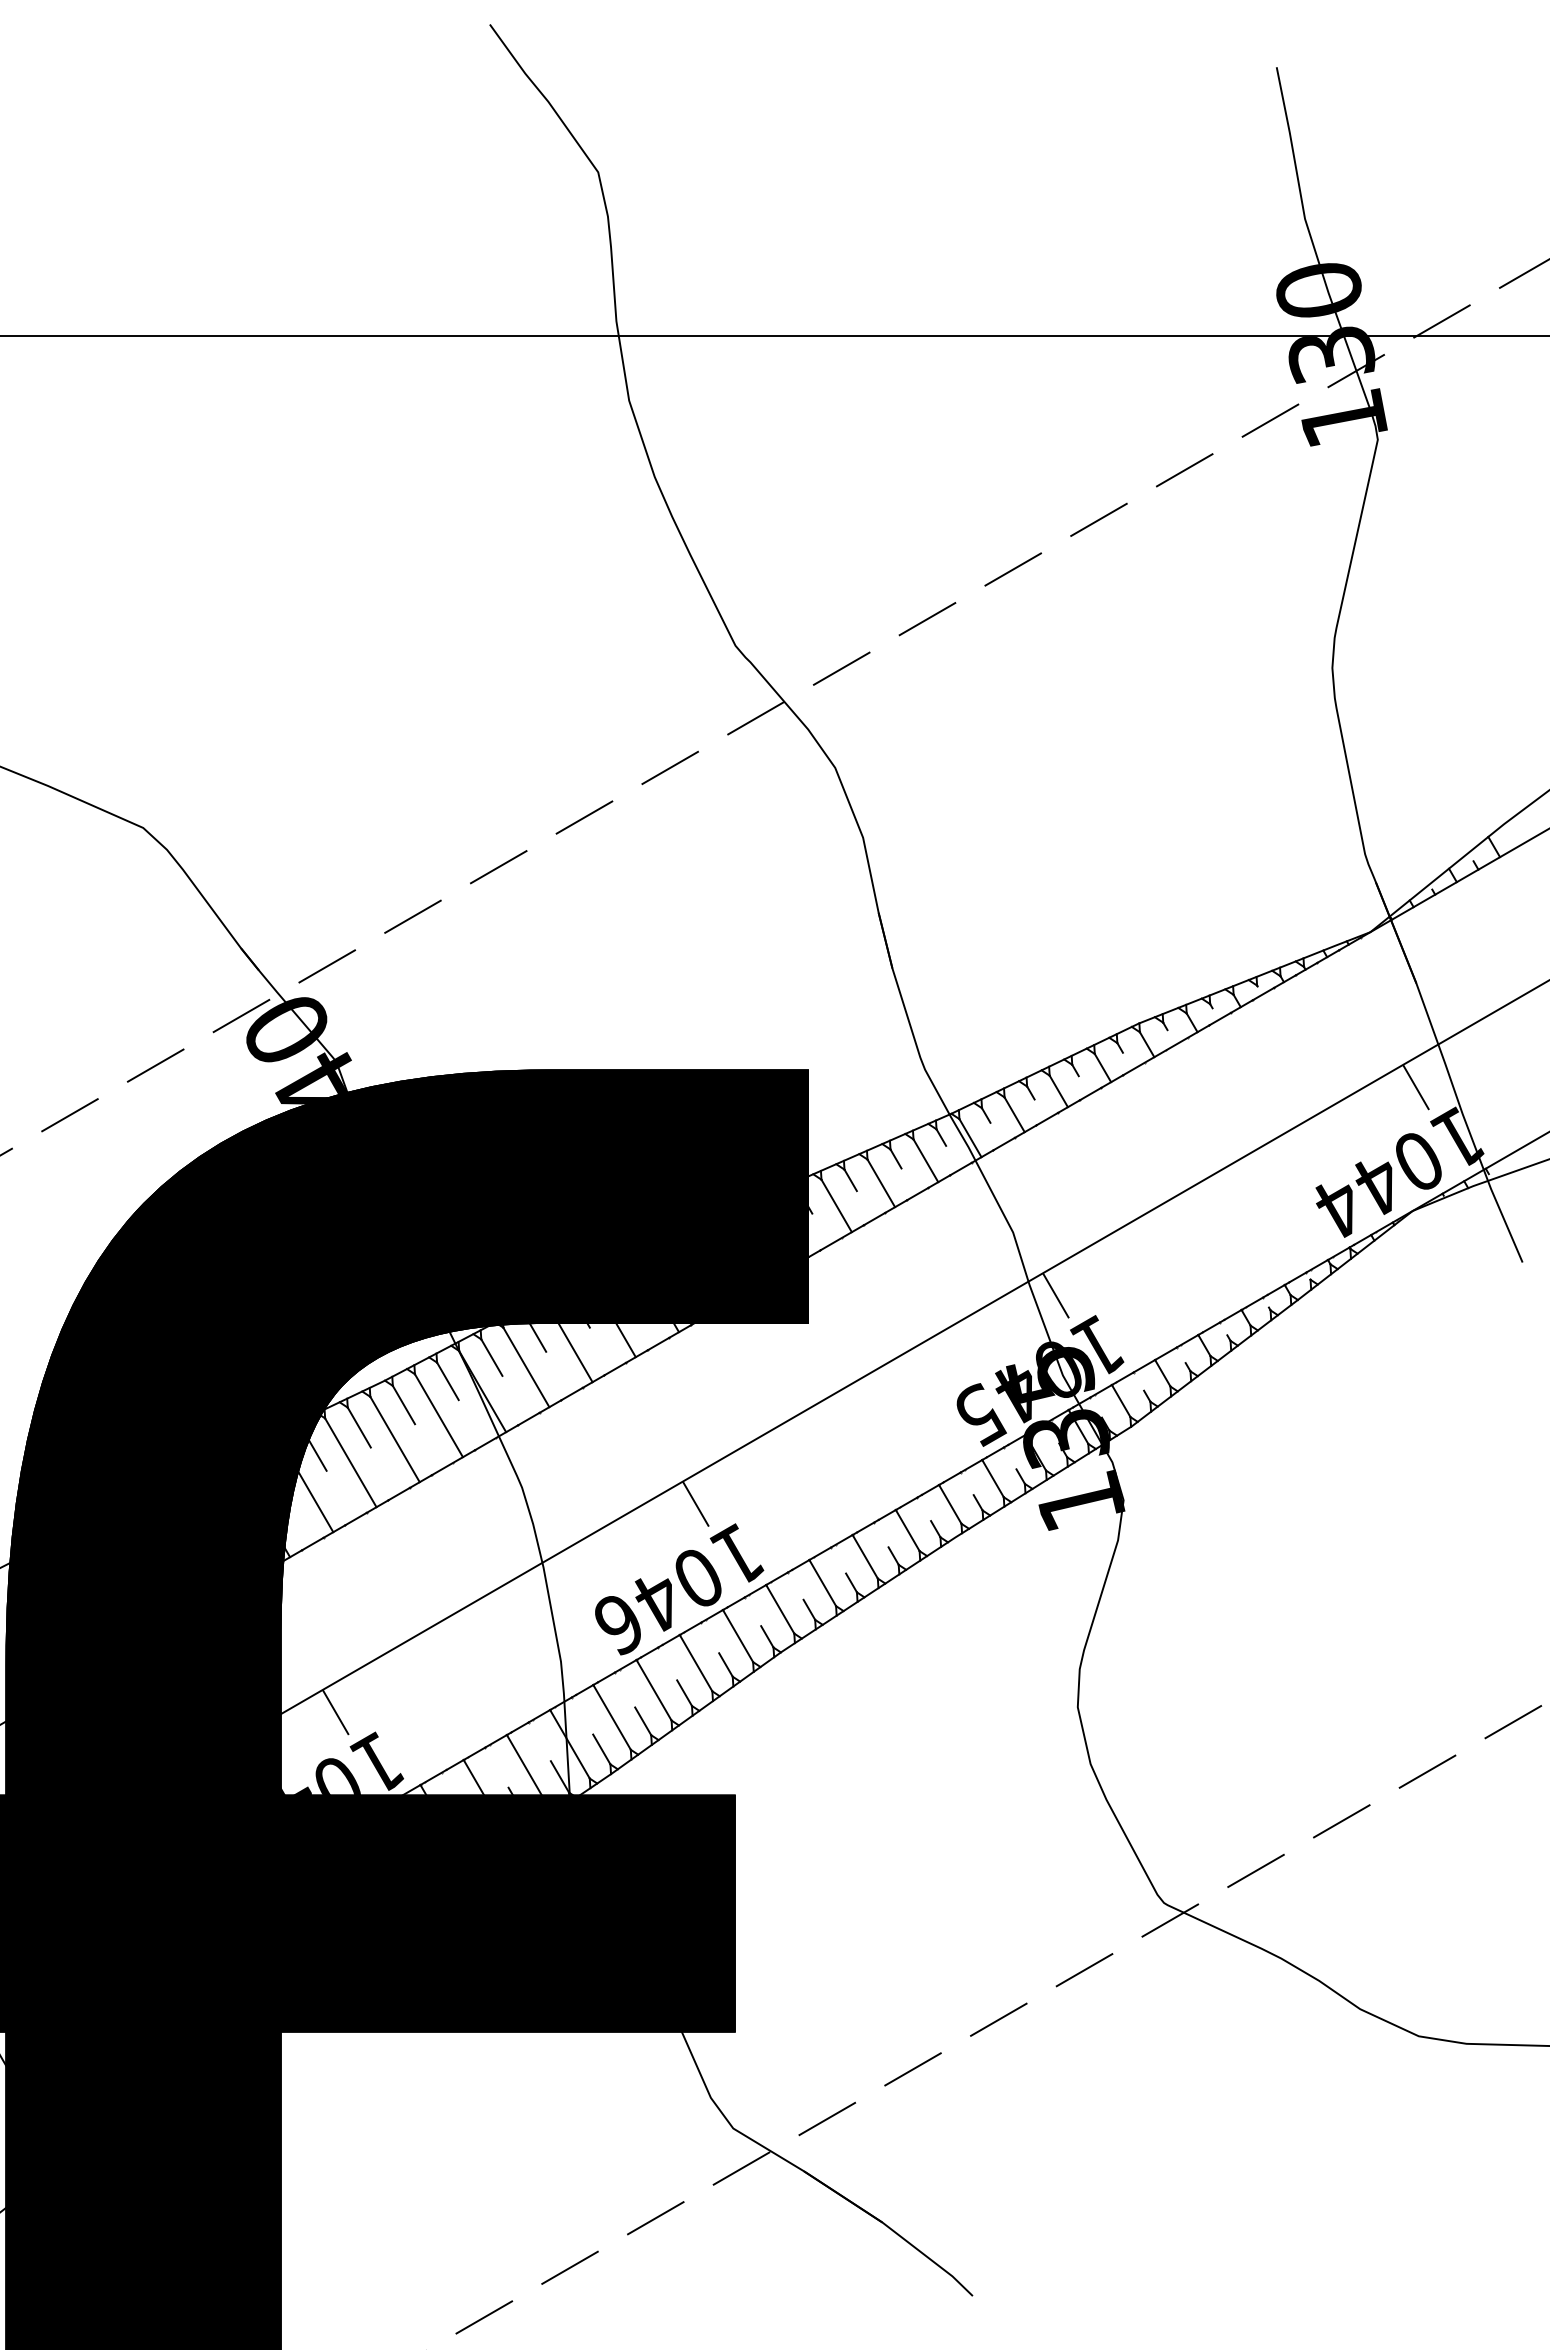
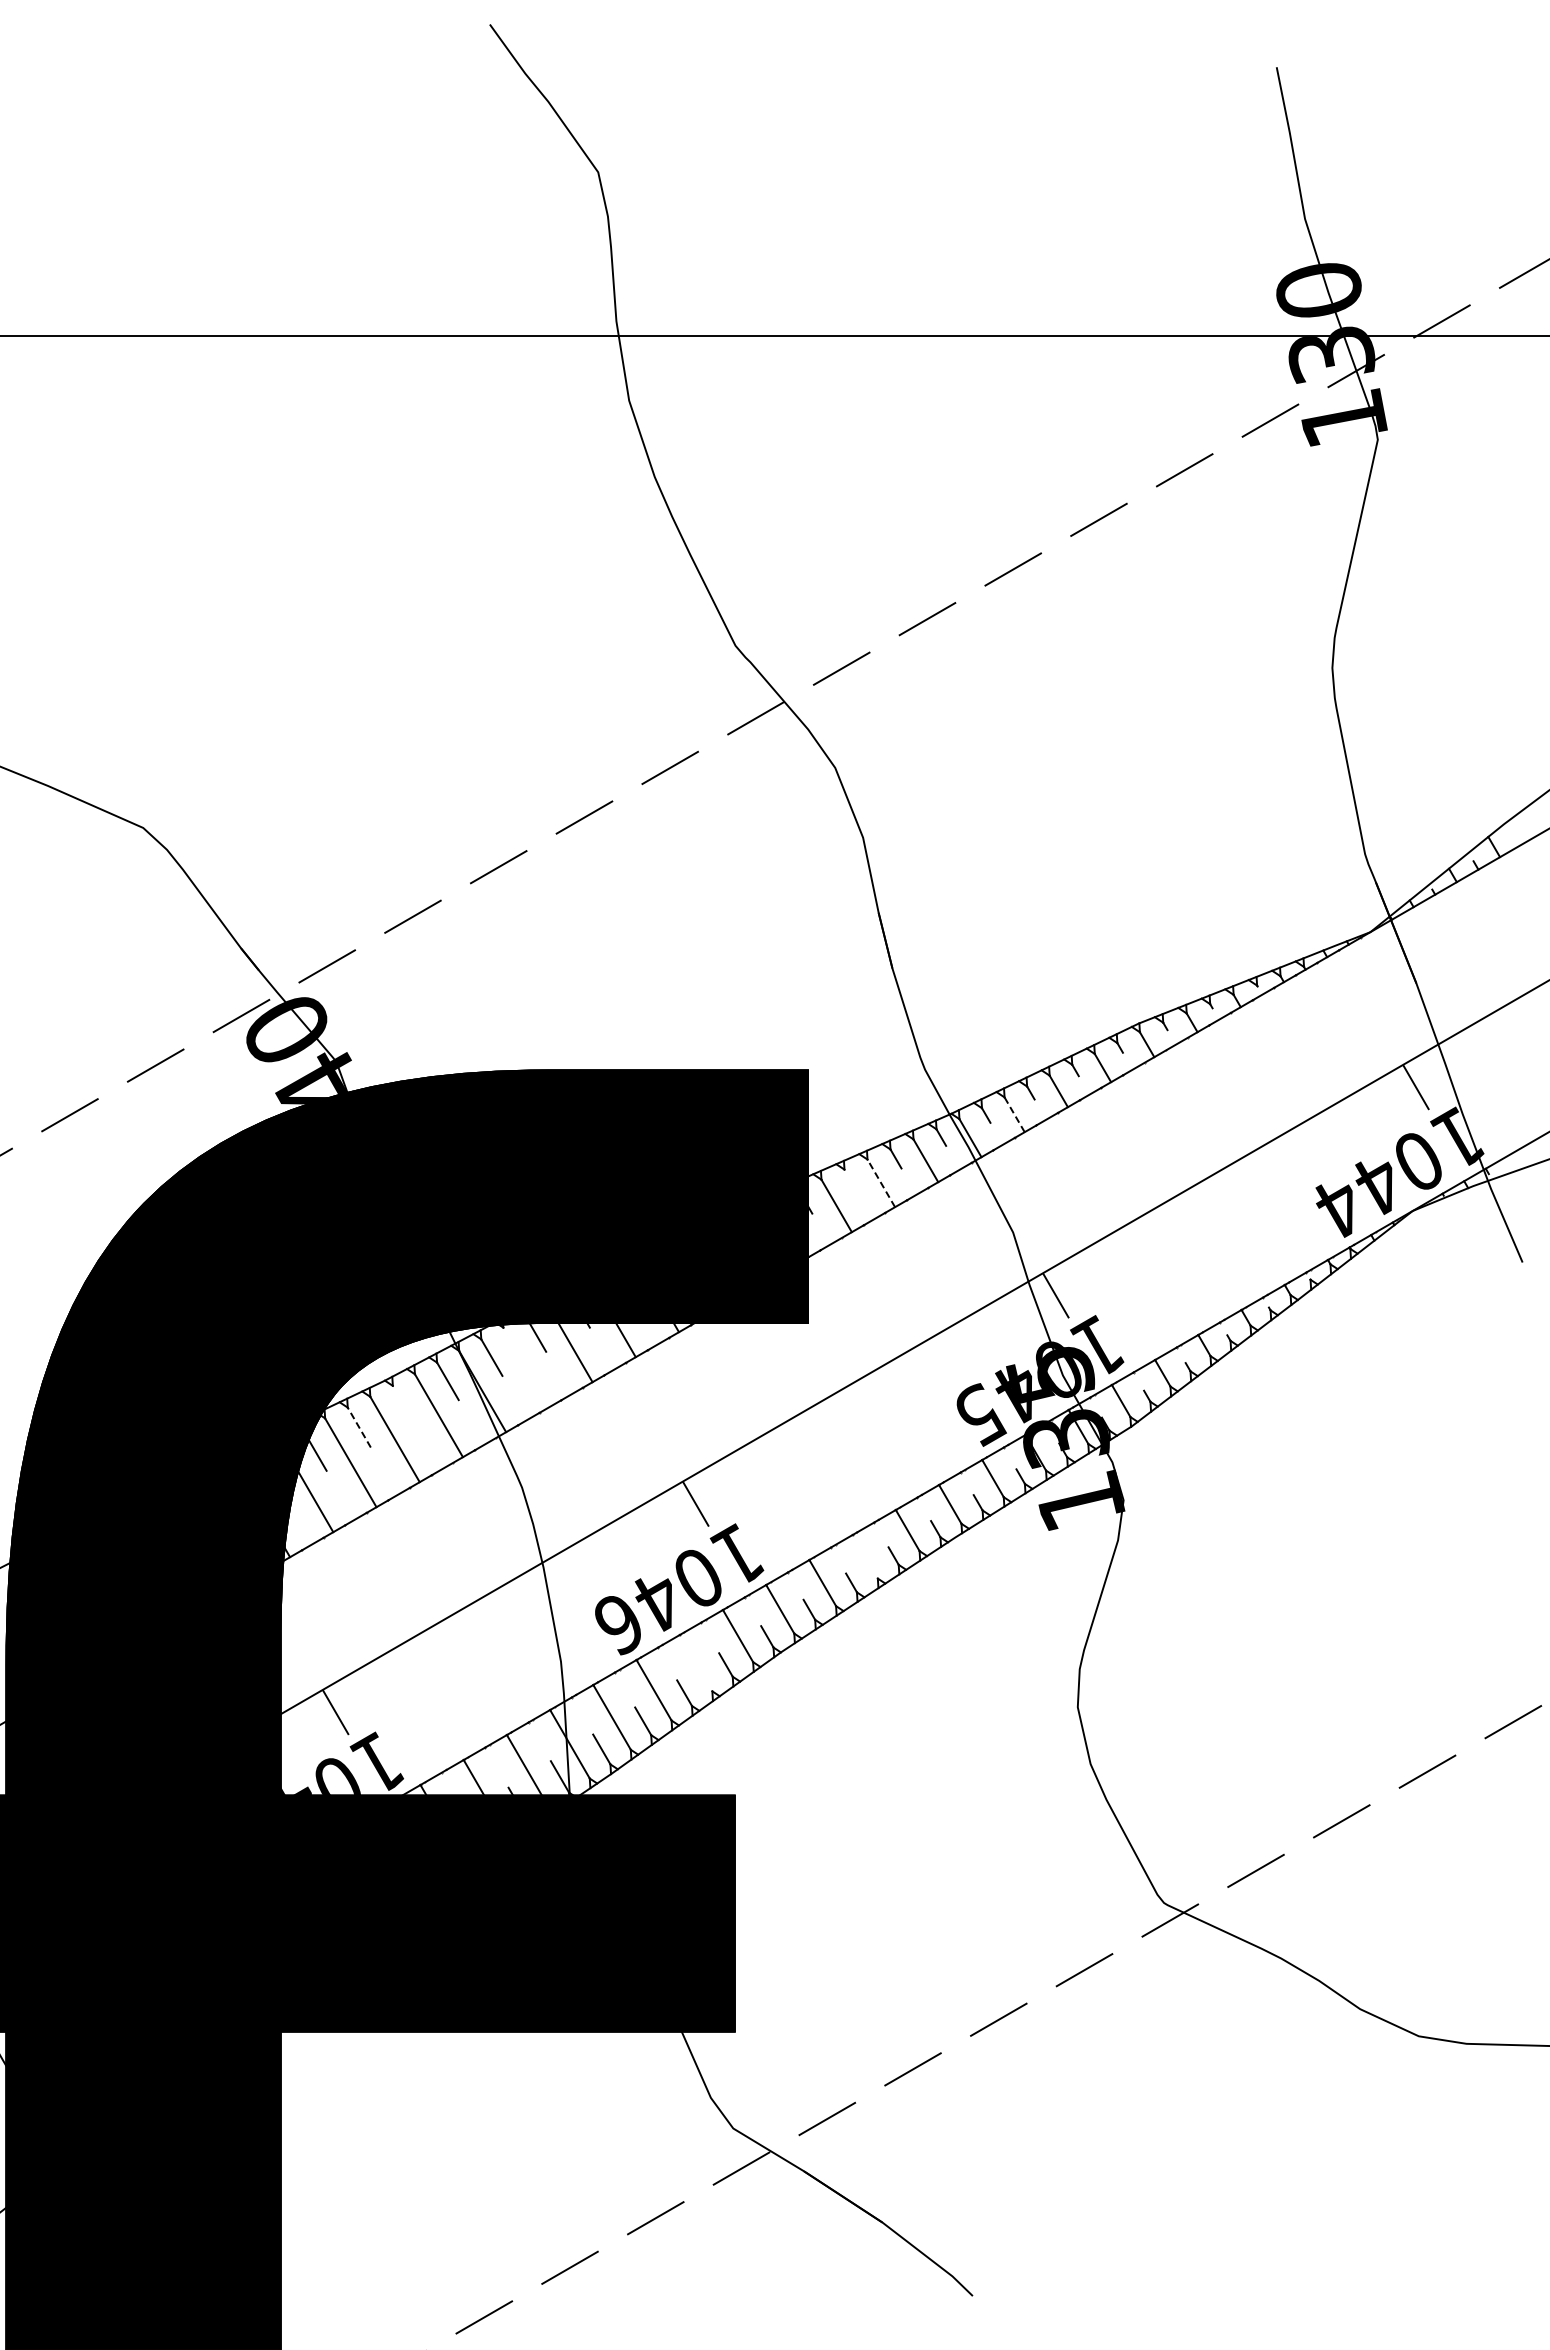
line: solid -> dashed (1014, 1114)
line: present -> none (850, 1180)
line: solid -> dashed (881, 1183)
line: present -> none (526, 1367)
line: present -> none (403, 1404)
line: solid -> dashed (359, 1427)
line: present -> none (864, 1556)
line: present -> none (695, 1663)
